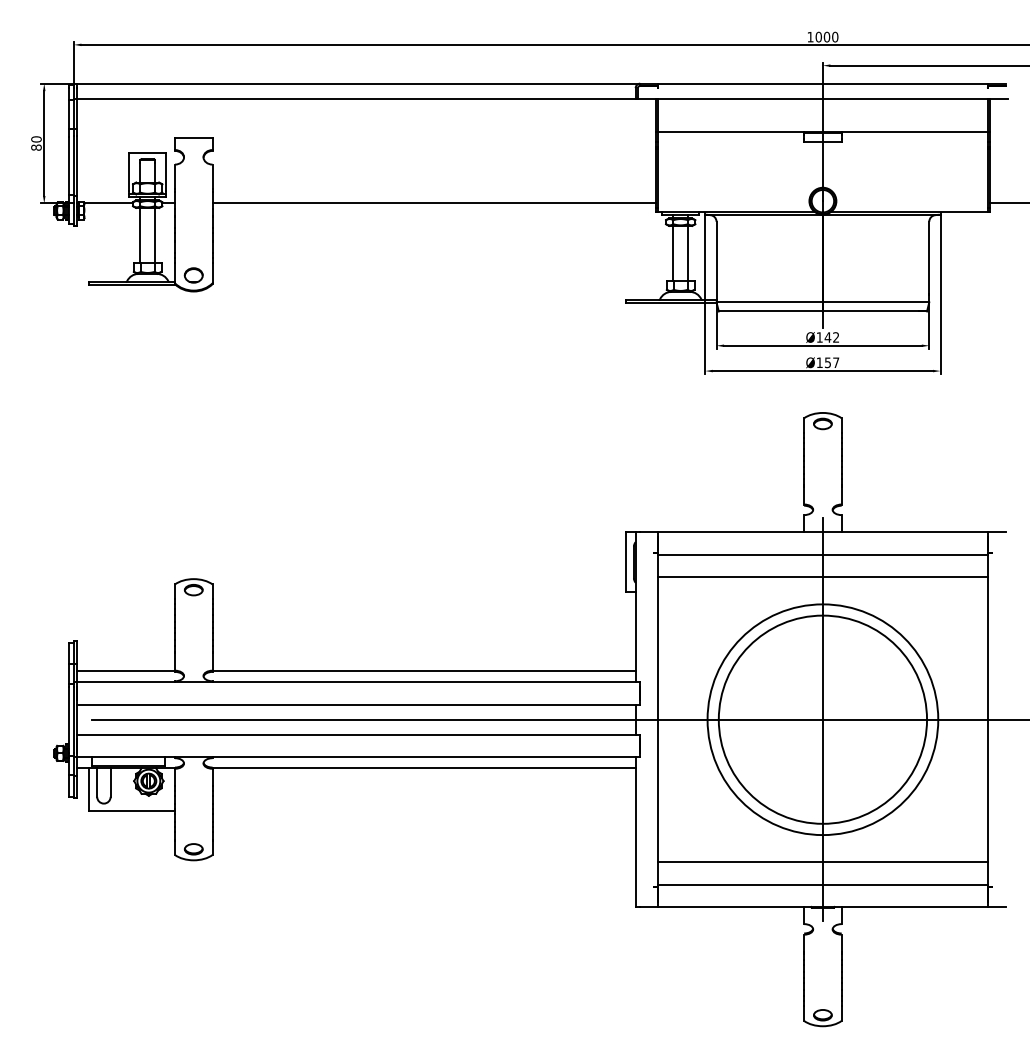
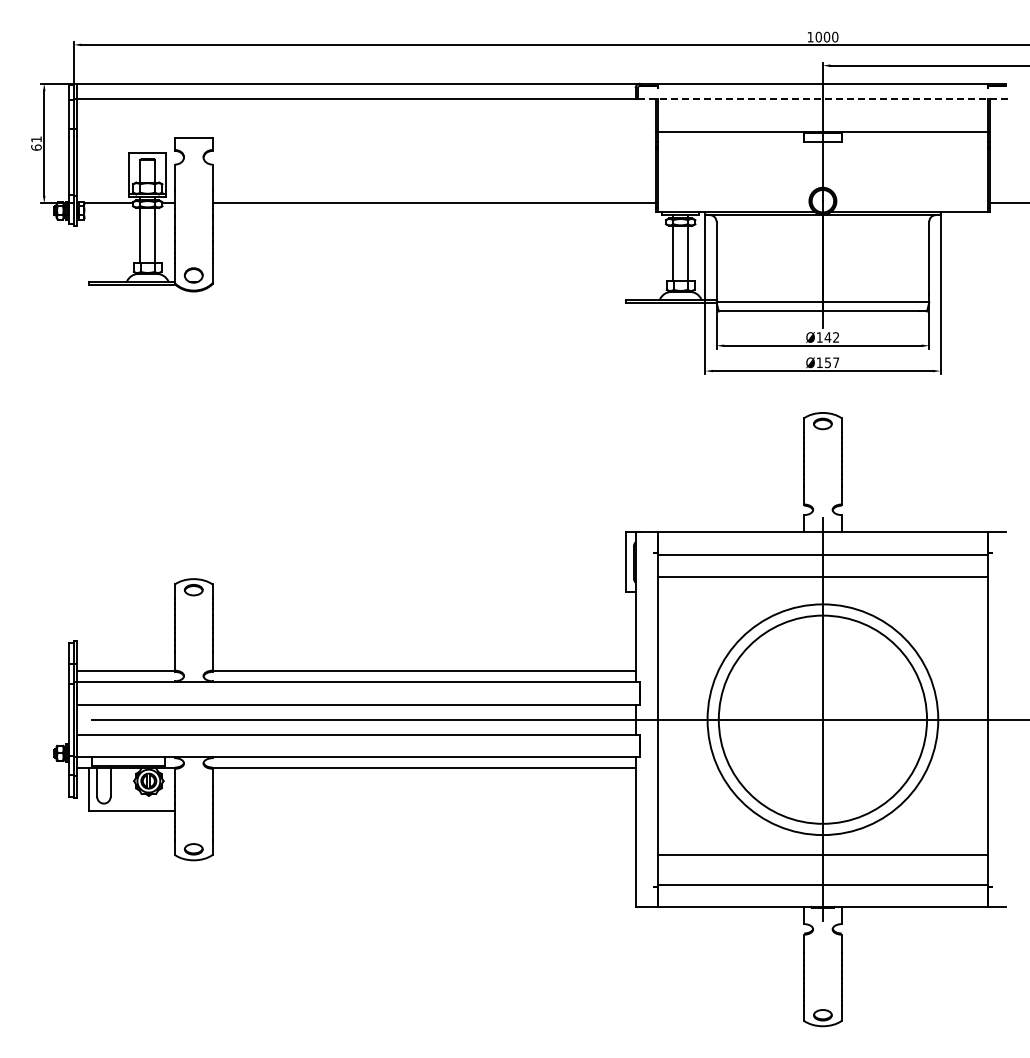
line: solid -> dashed (822, 98)
text: 80 -> 61 (36, 143)
line position: (822, 862) -> (822, 855) (822, 855)
